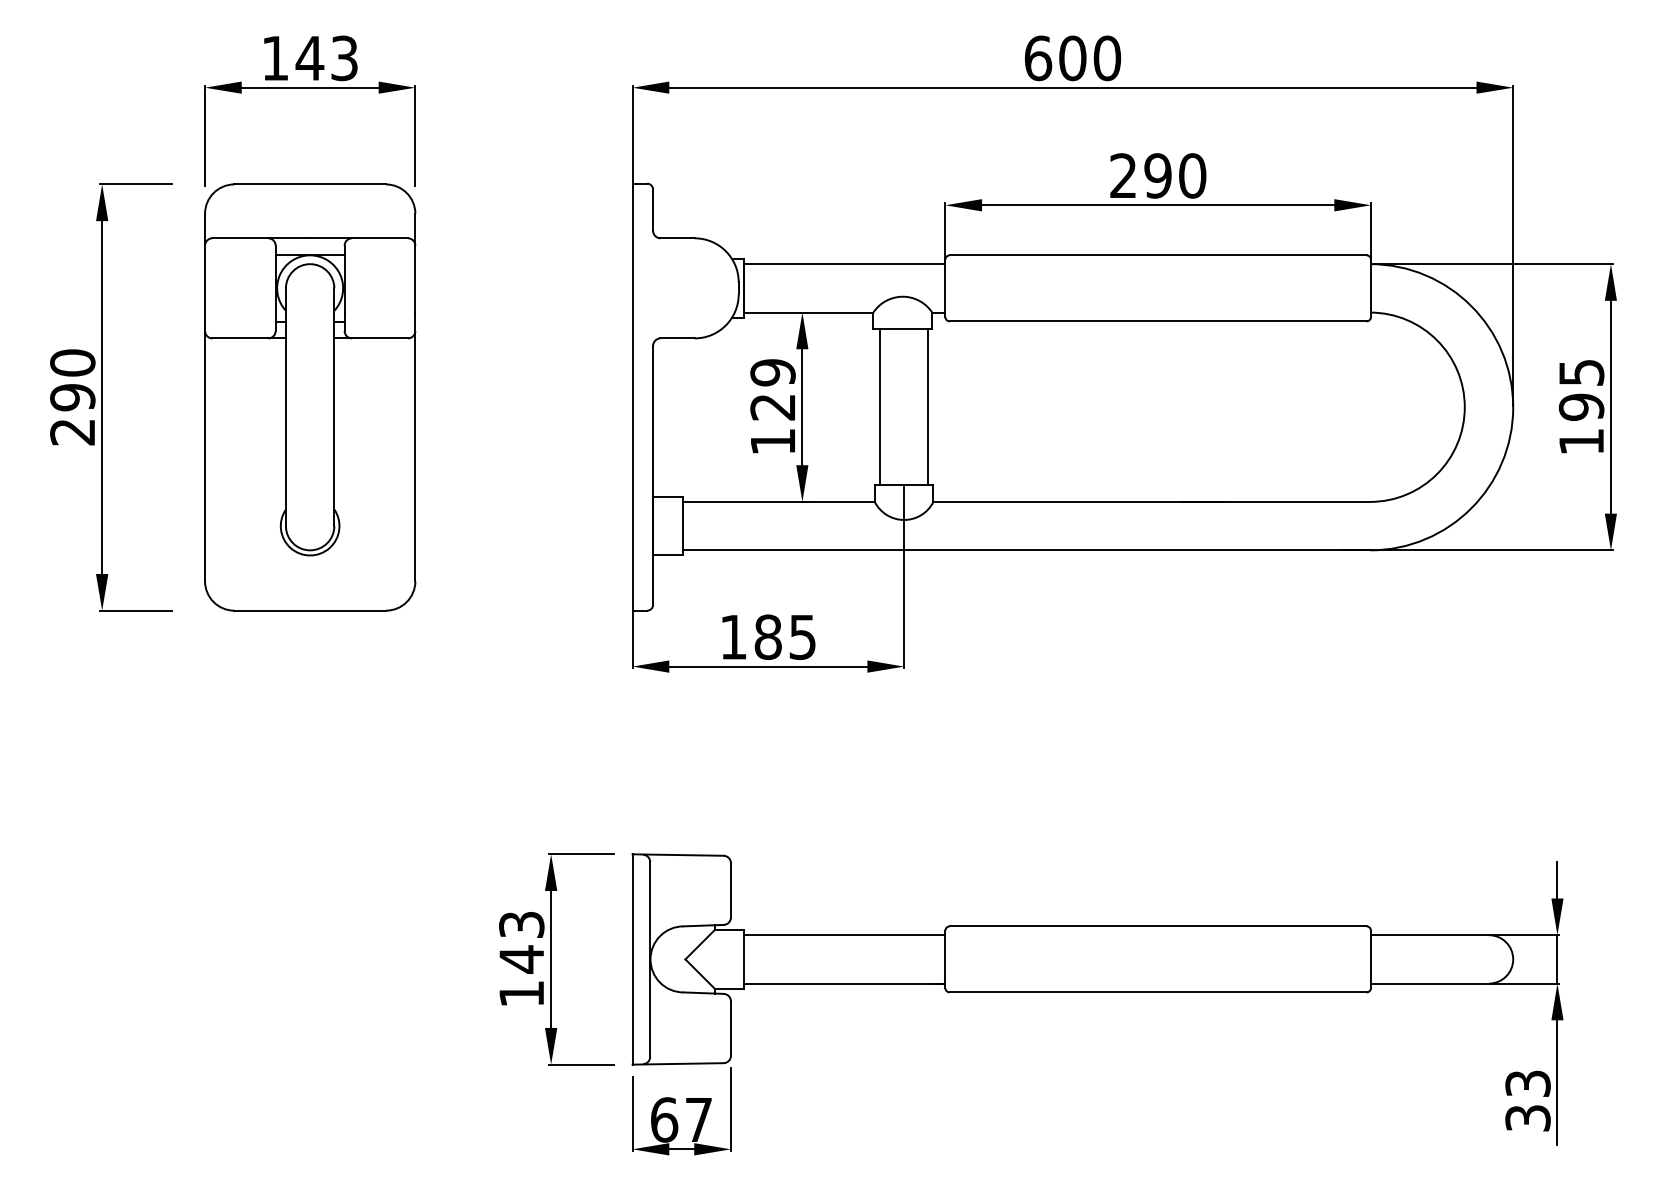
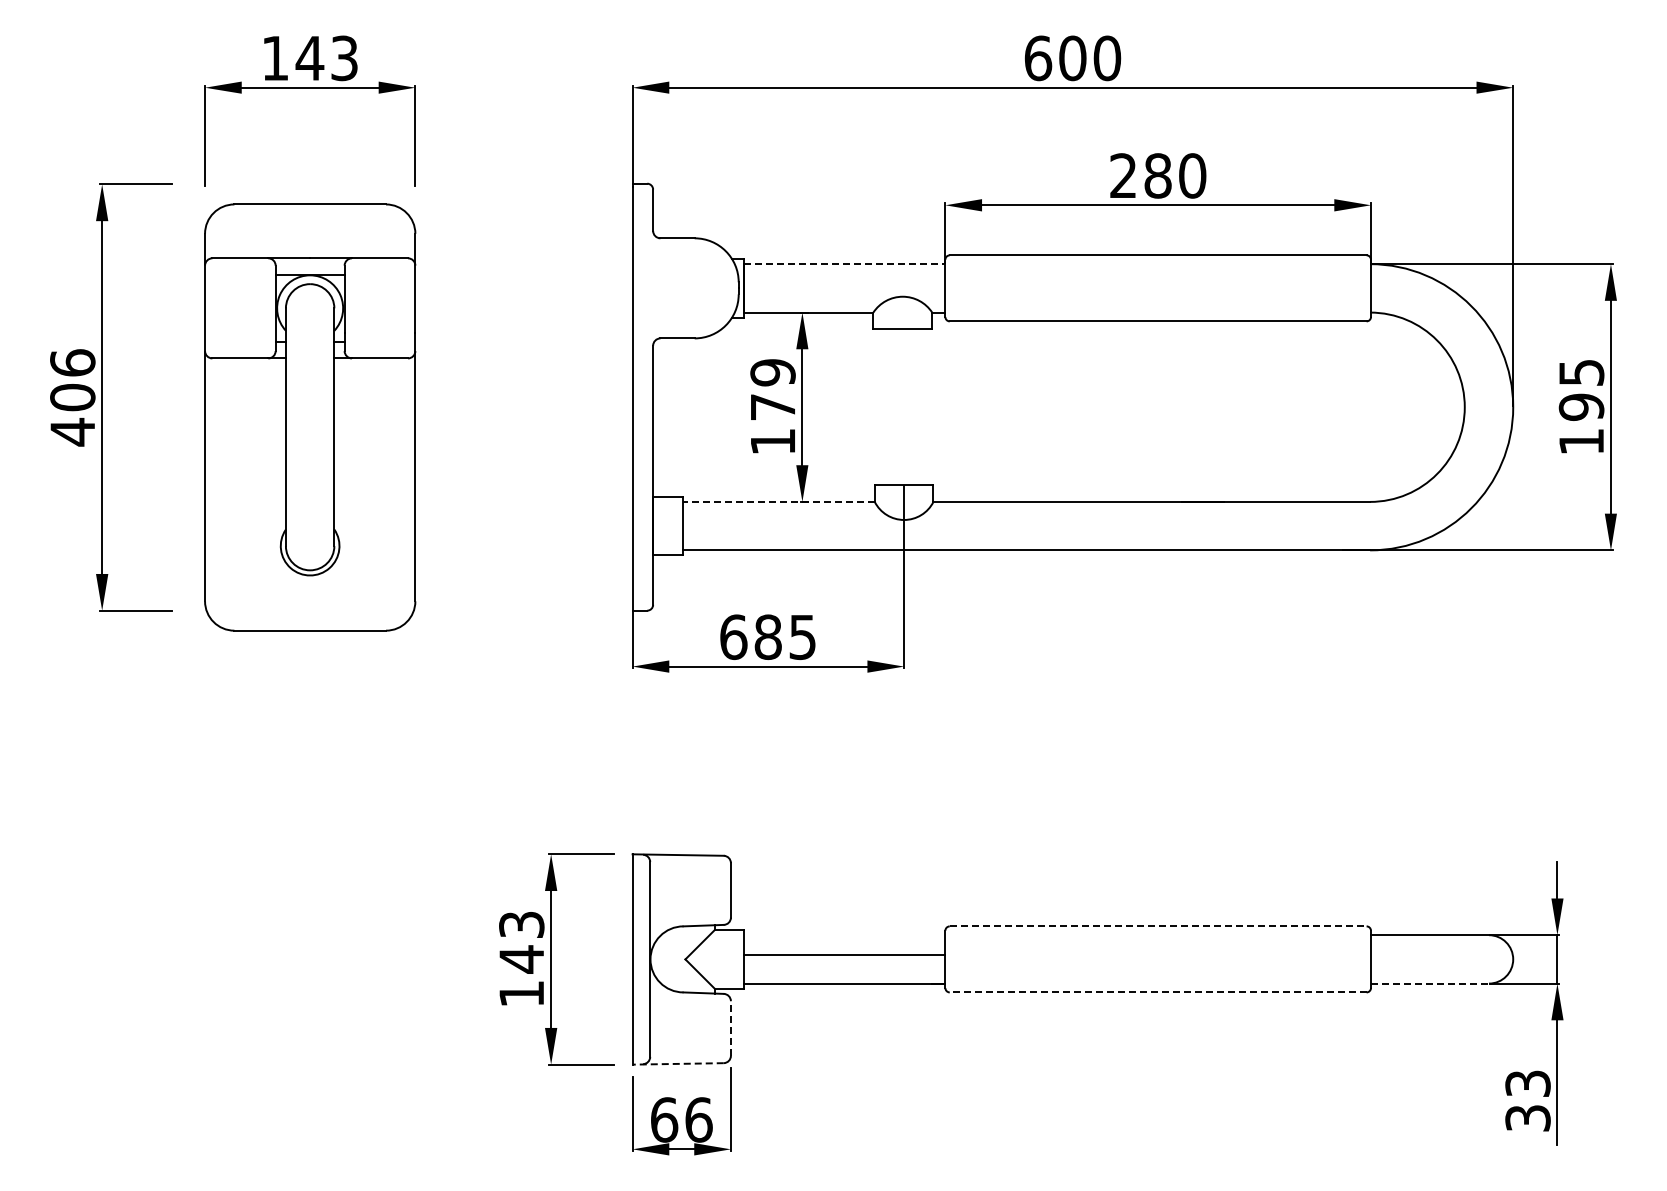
text: 290 -> 280 (1157, 175)
line: solid -> dashed (844, 264)
text: 290 -> 406 (72, 397)
part position: (310, 397) -> (310, 417) (310, 417)
text: 129 -> 179 (772, 407)
line: present -> none (879, 407)
line: present -> none (928, 407)
line: solid -> dashed (778, 501)
text: 185 -> 685 (733, 637)
line: solid -> dashed (1158, 926)
line position: (844, 935) -> (844, 955) (844, 955)
line: solid -> dashed (1430, 983)
line: solid -> dashed (1157, 992)
line: solid -> dashed (730, 1028)
line: solid -> dashed (678, 1063)
text: 67 -> 66 (698, 1119)
